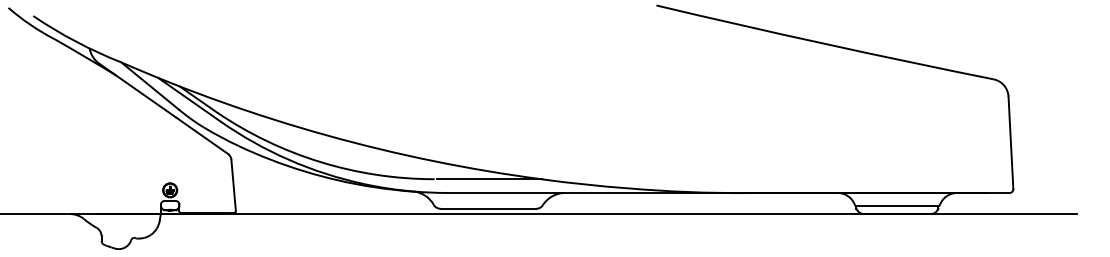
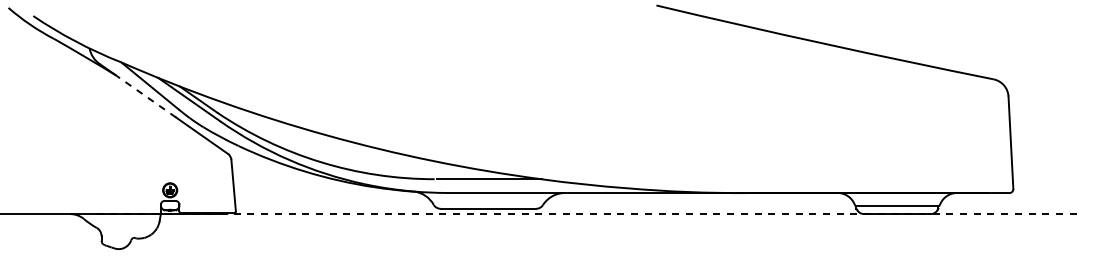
line: solid -> dashed (145, 96)
line: solid -> dashed (587, 214)
